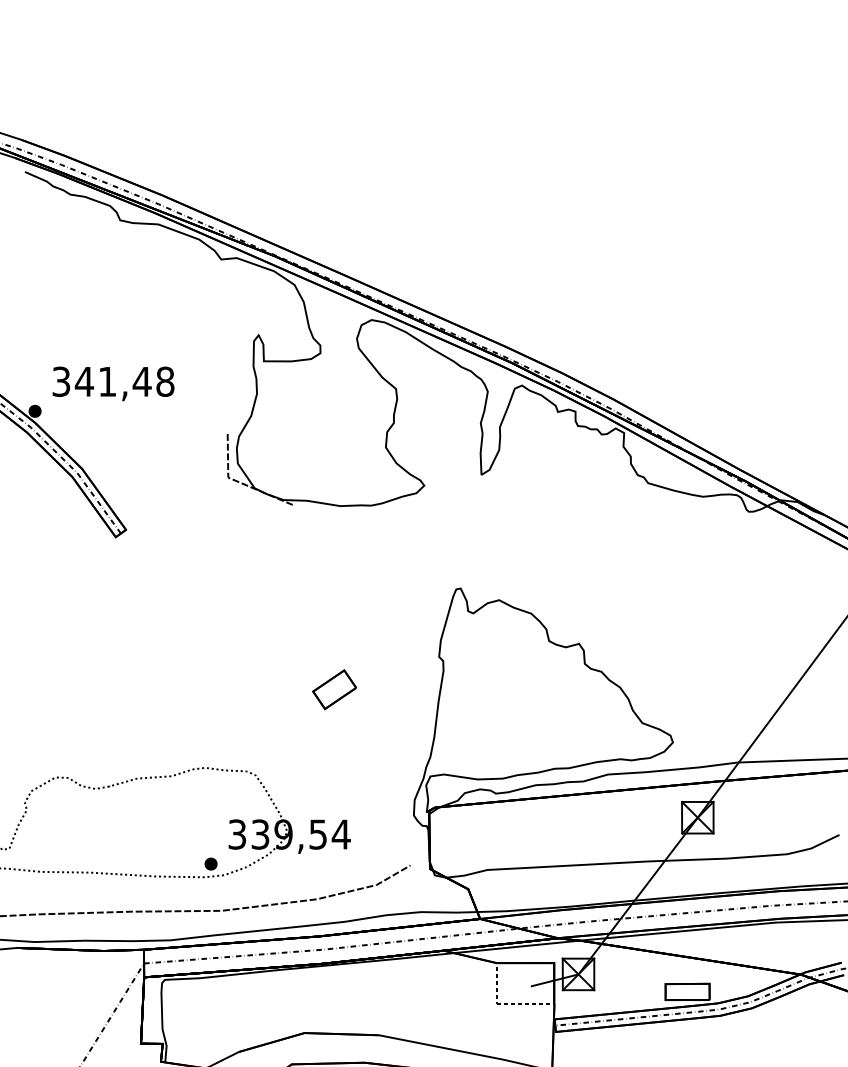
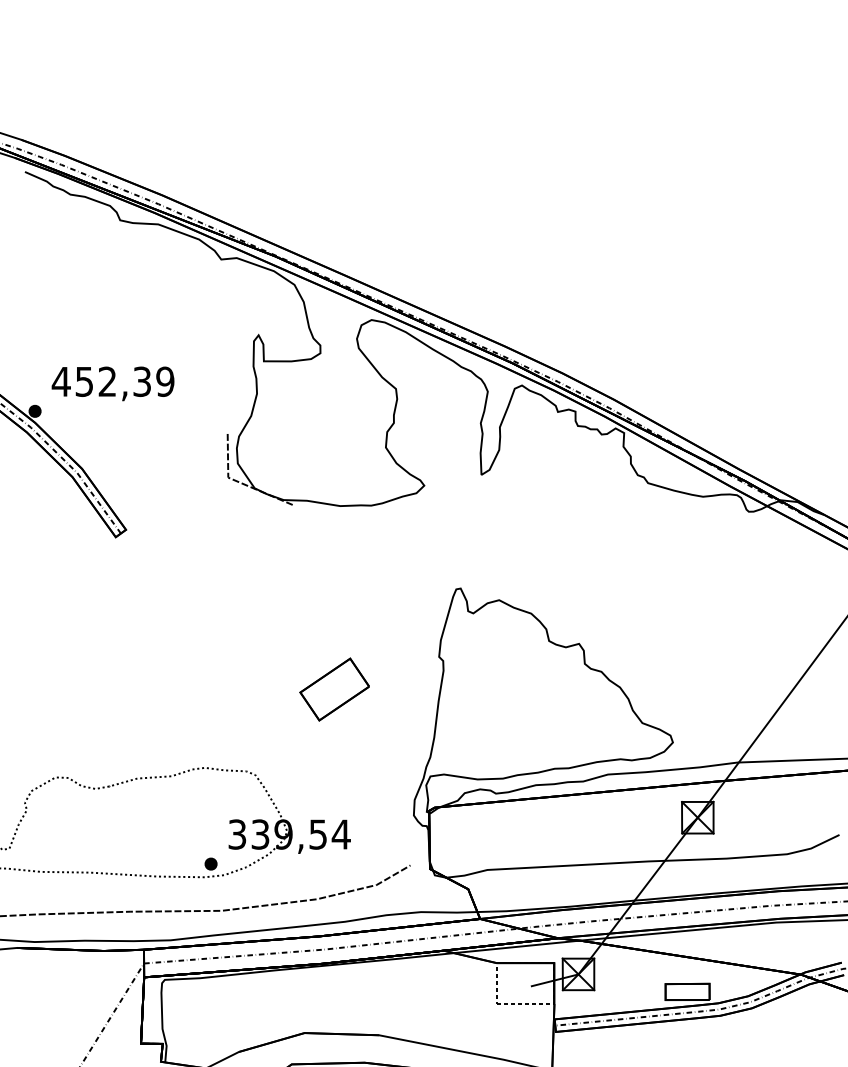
text: 341,48 -> 452,39 (112, 381)
part size: 45x42 px -> 71x65 px (334, 689)
